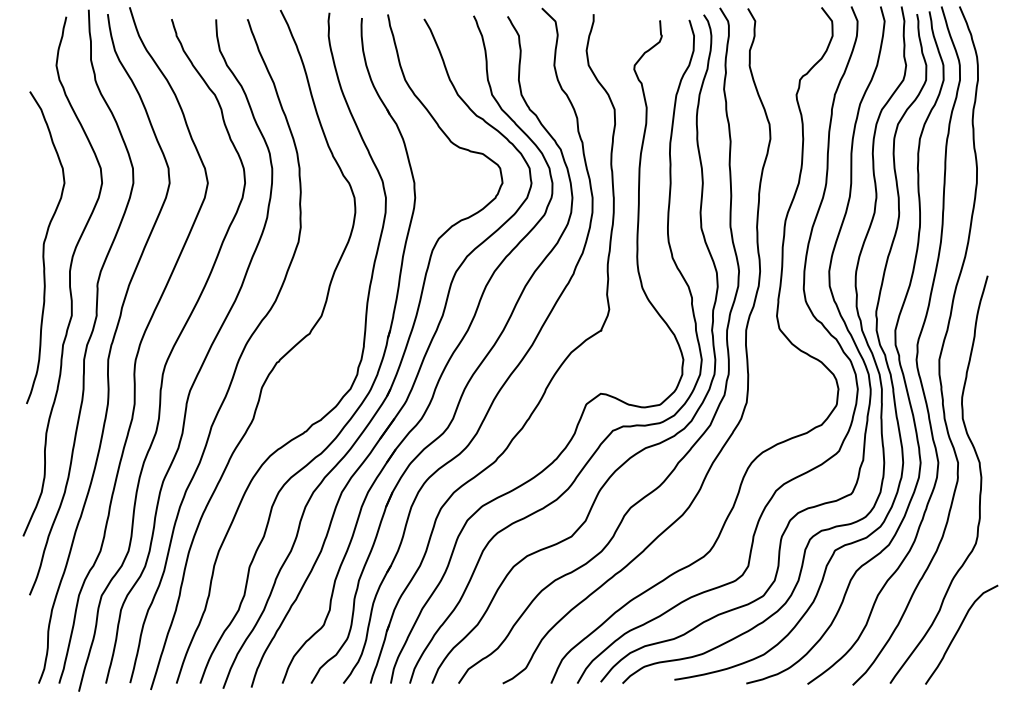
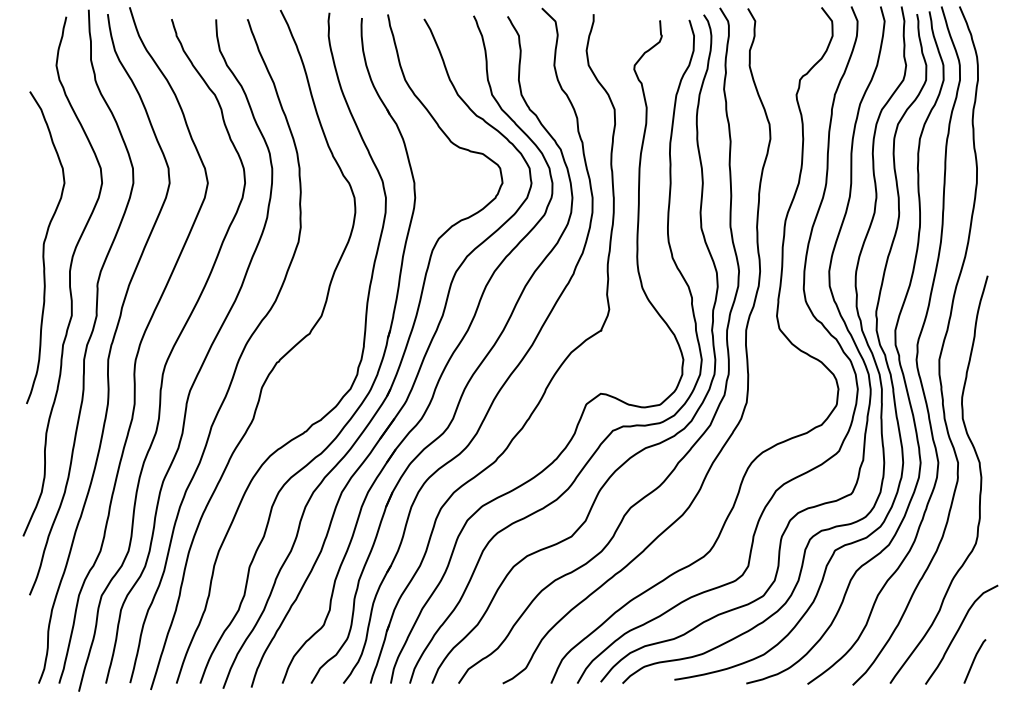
line: none -> present (974, 661)
